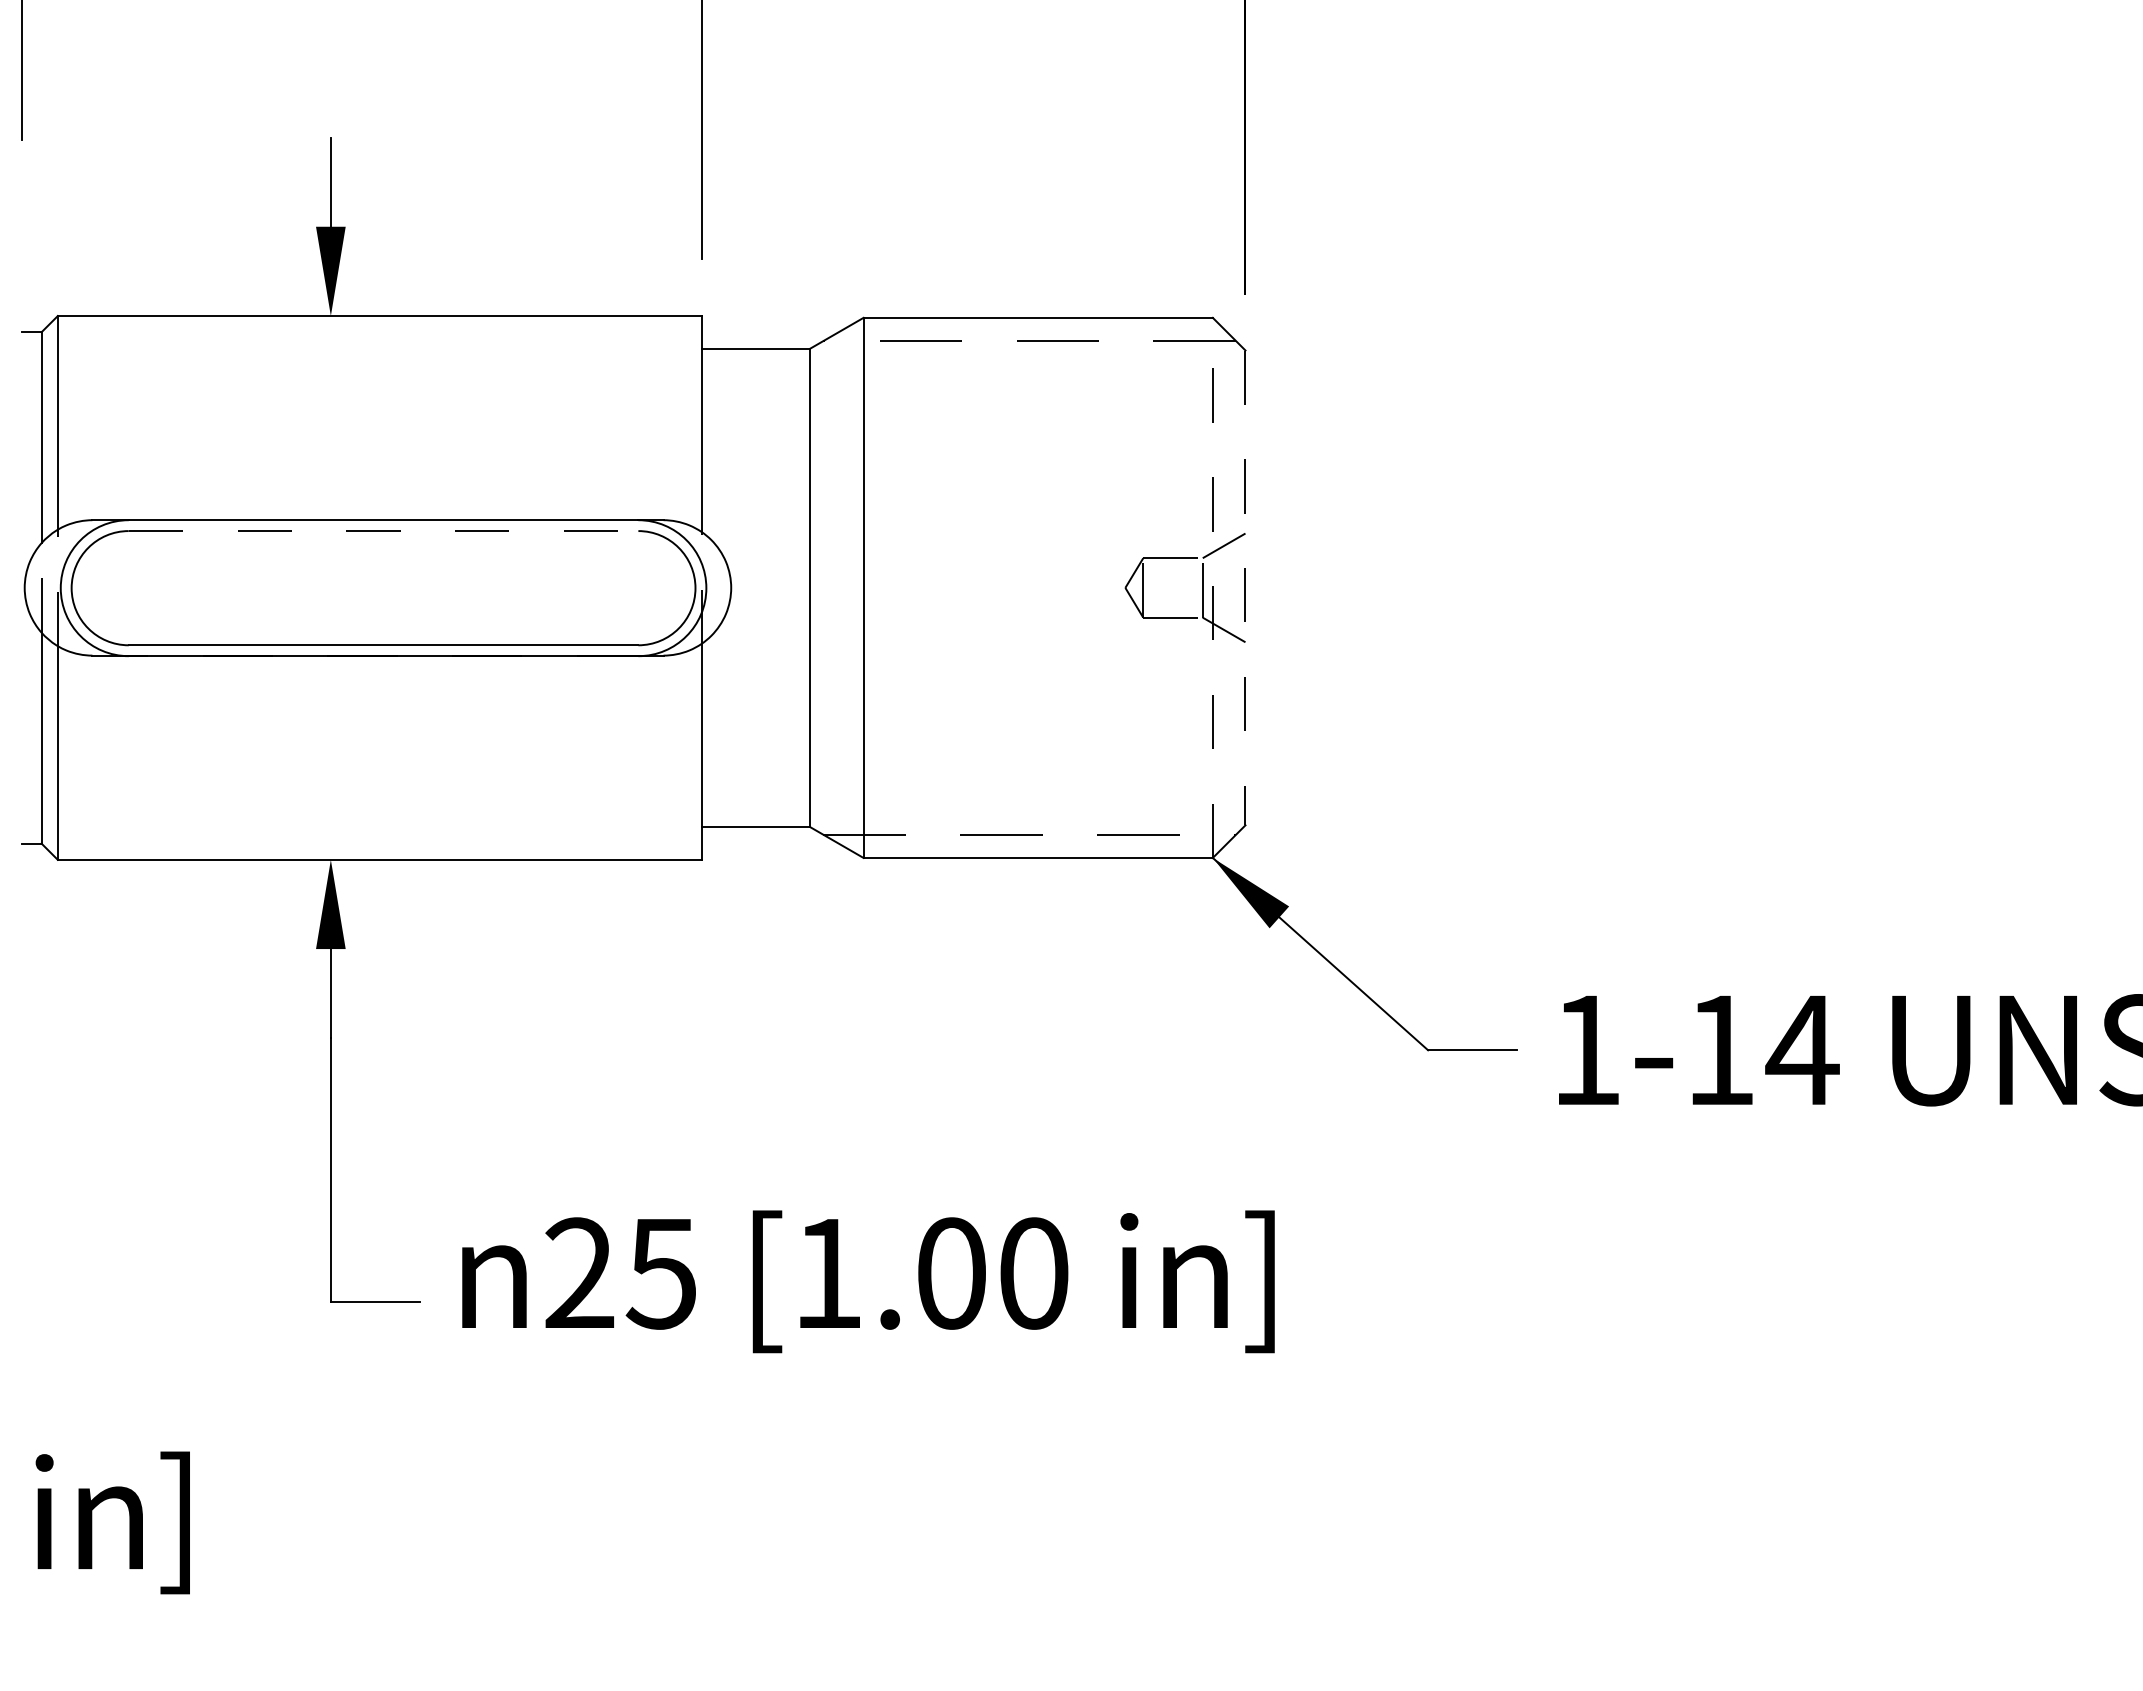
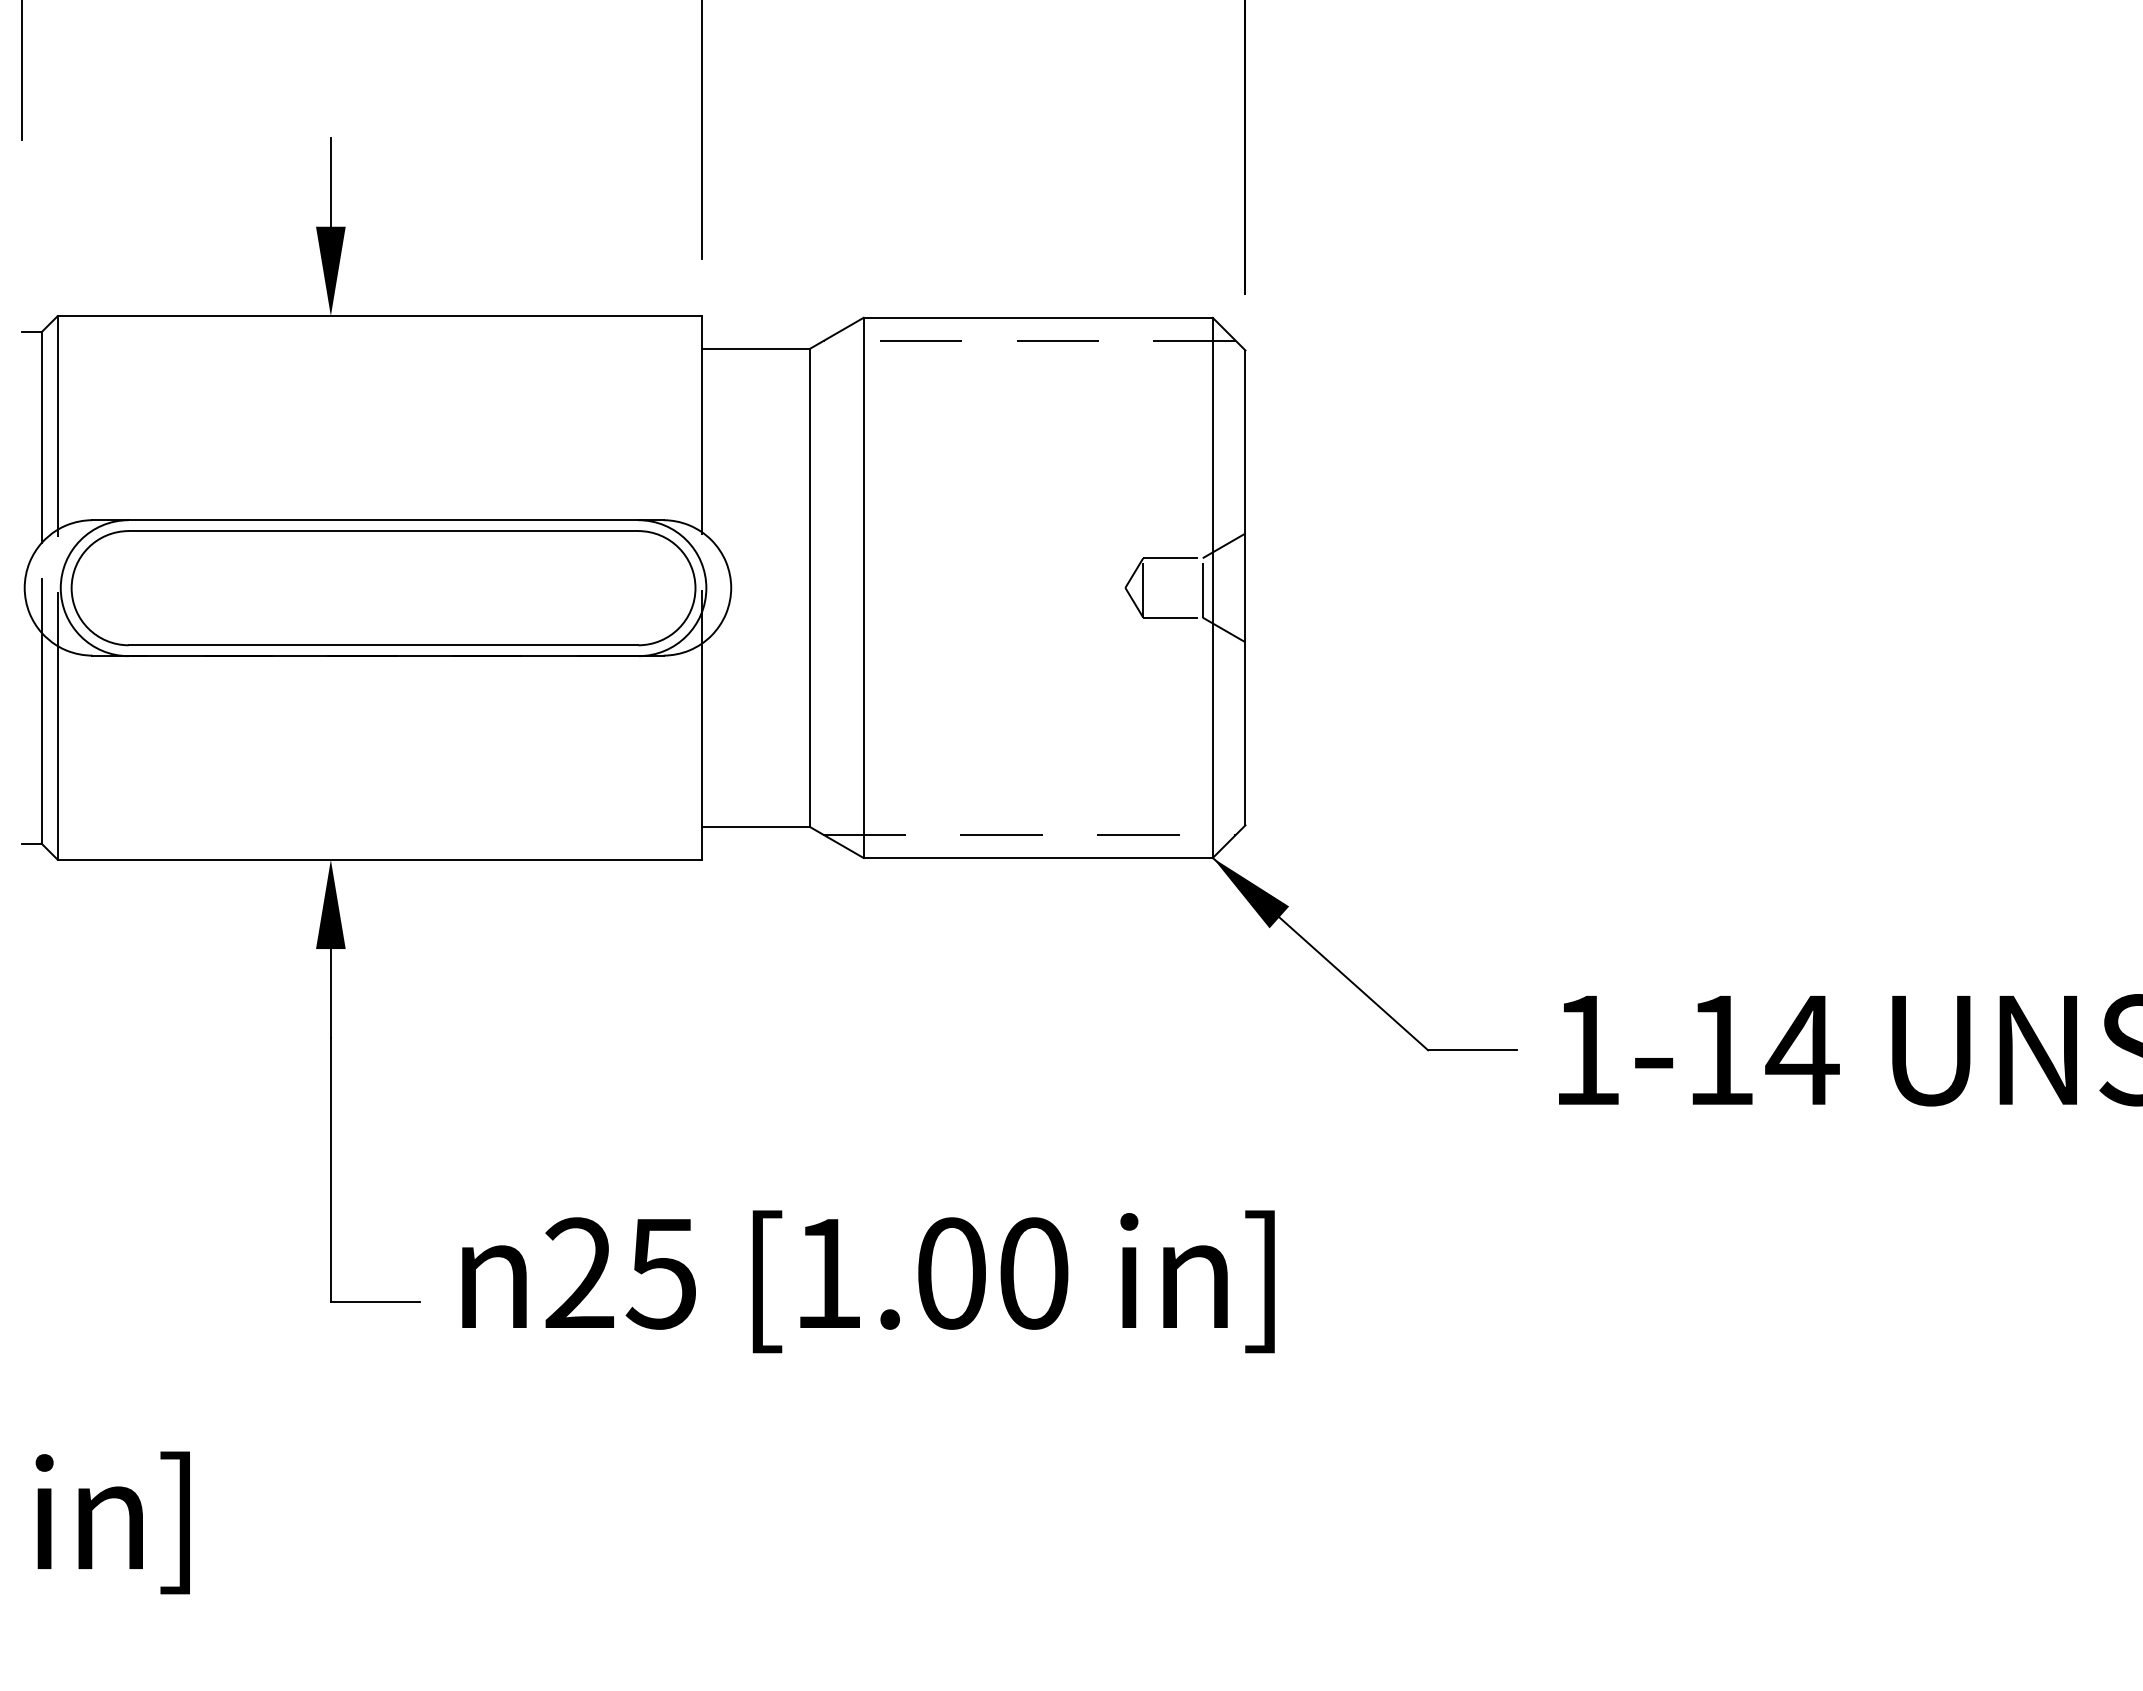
line: dashed -> solid (383, 531)
line: dashed -> solid (1212, 587)
line: dashed -> solid (1245, 588)
